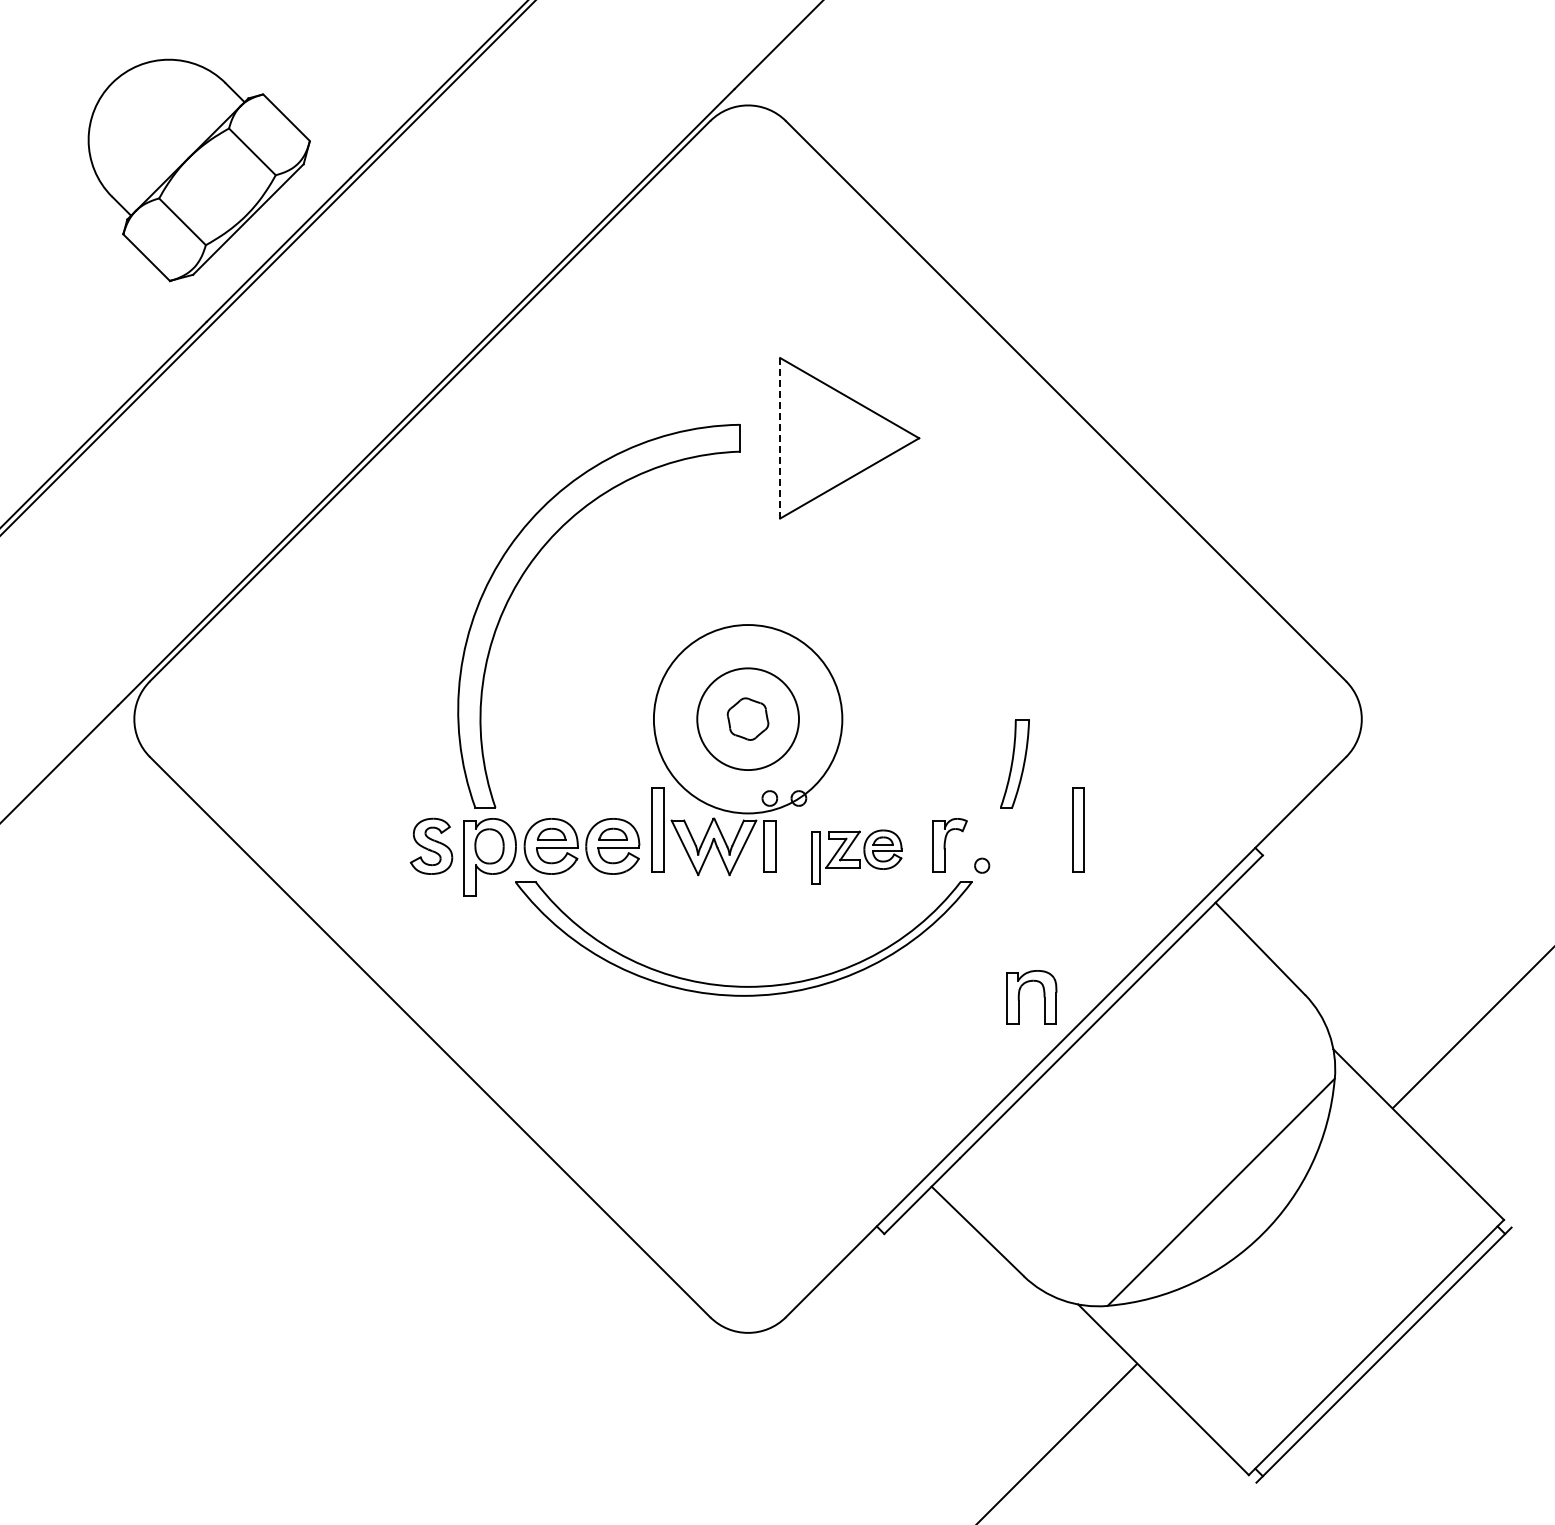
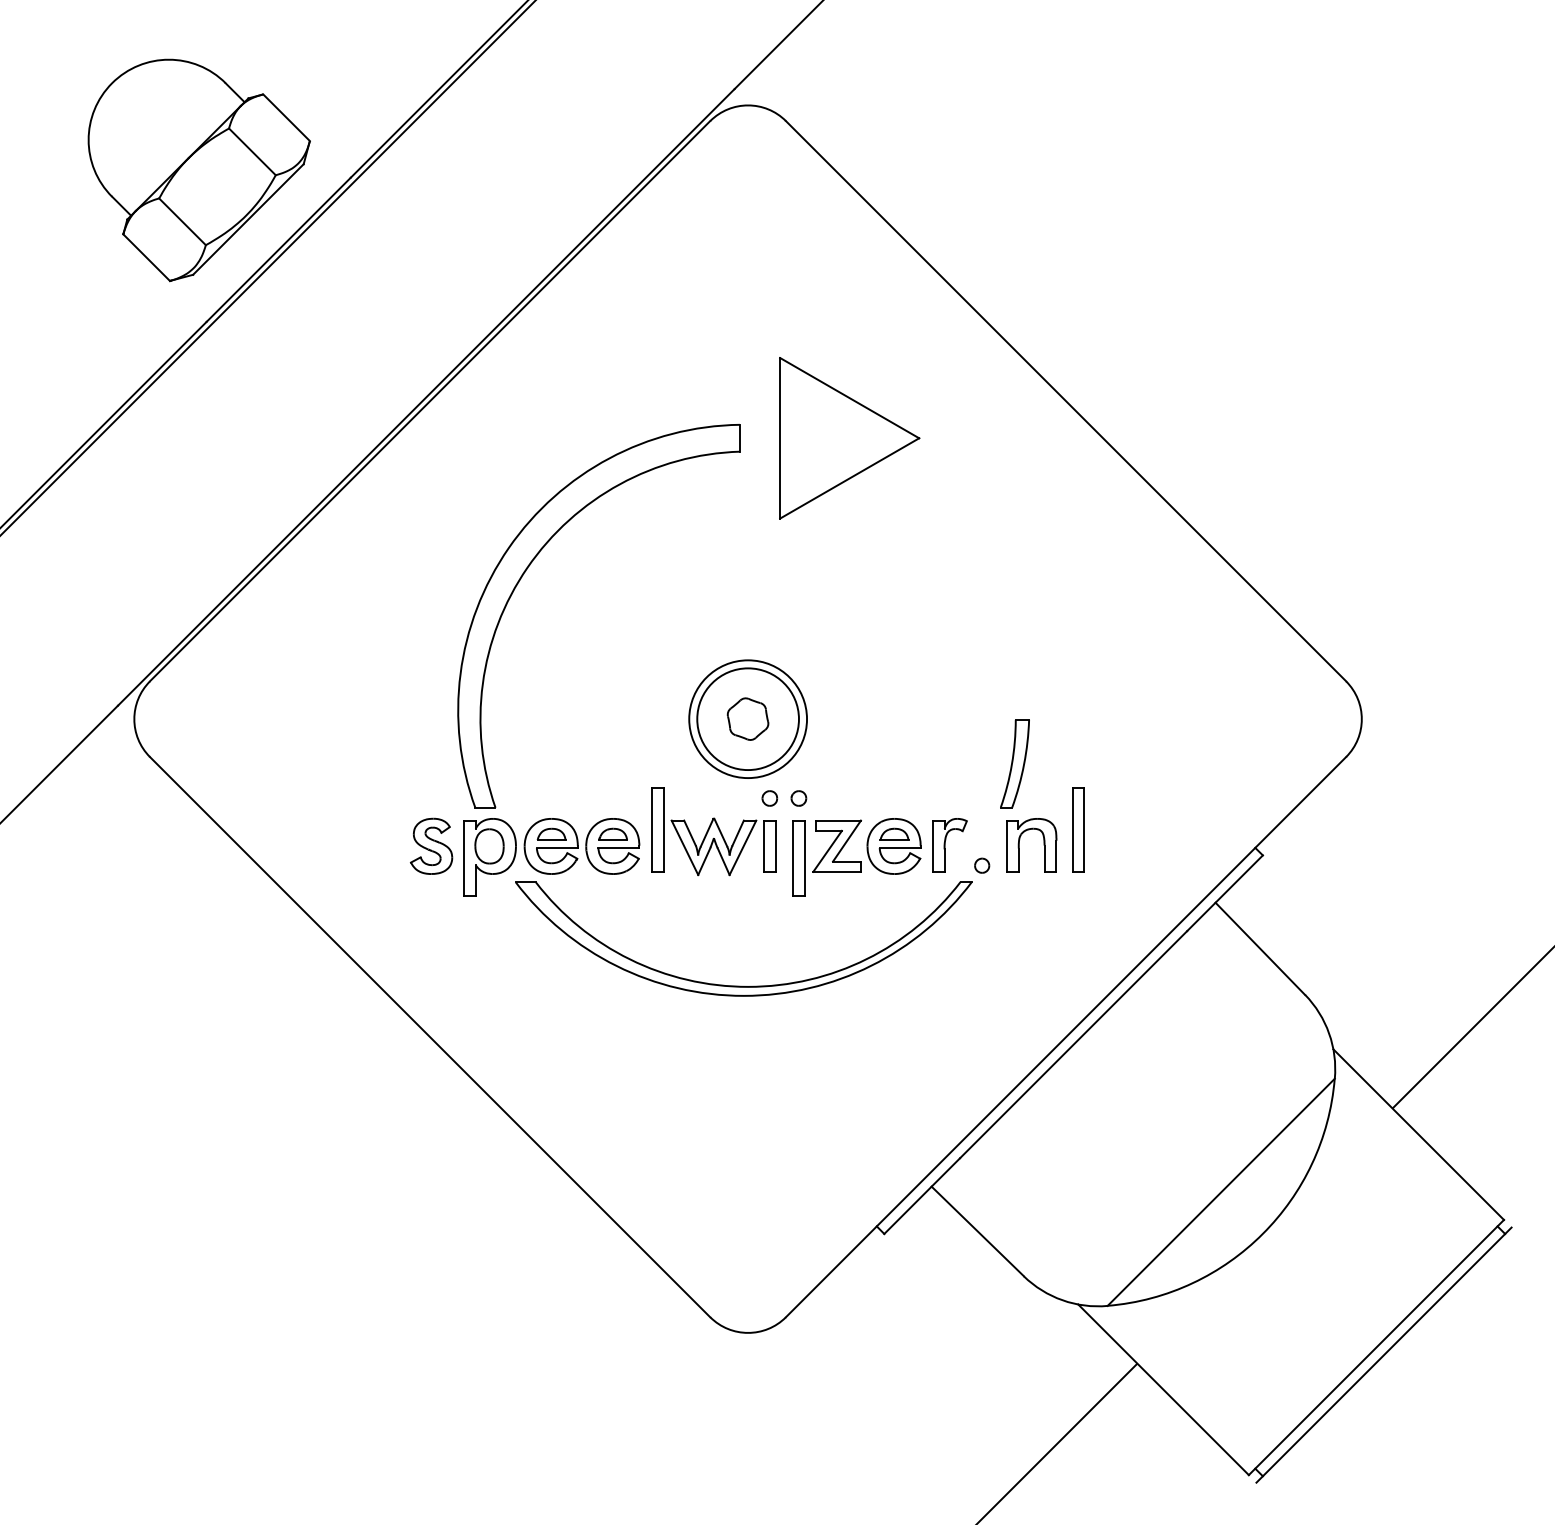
line: dashed -> solid (780, 437)
circle diameter: 188 px -> 118 px (748, 719)
part size: 92x56 px -> 130x79 px (856, 857)
part position: (1019, 997) -> (1019, 845) (1019, 845)
